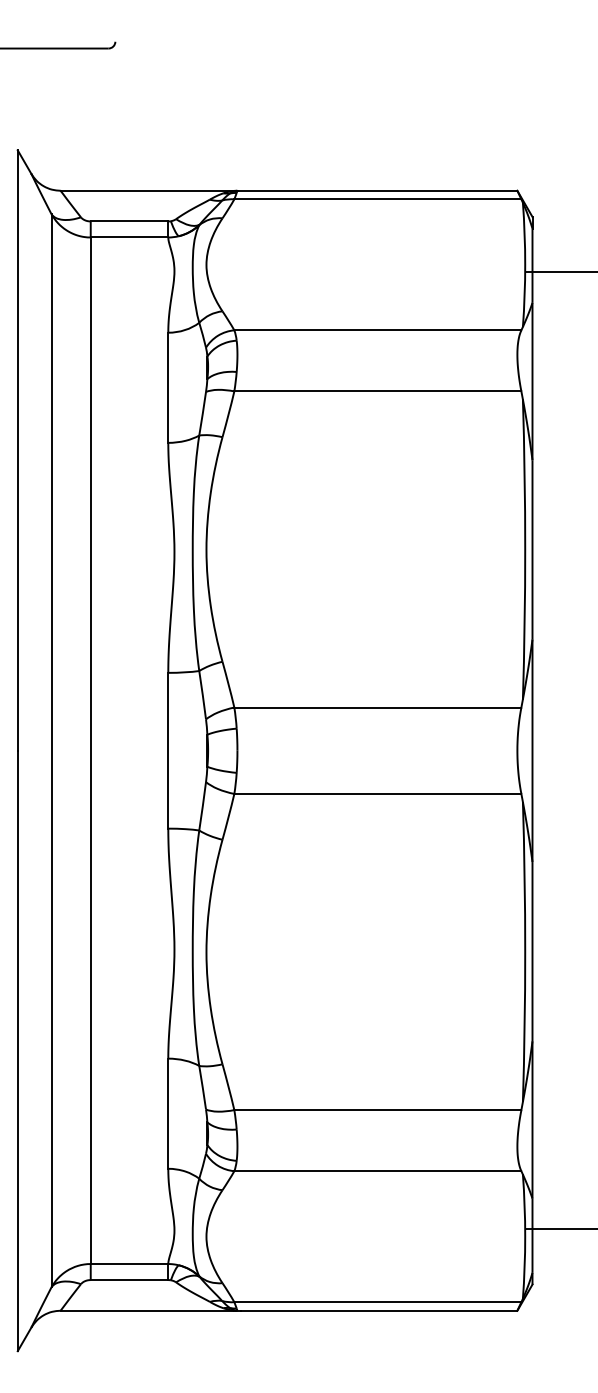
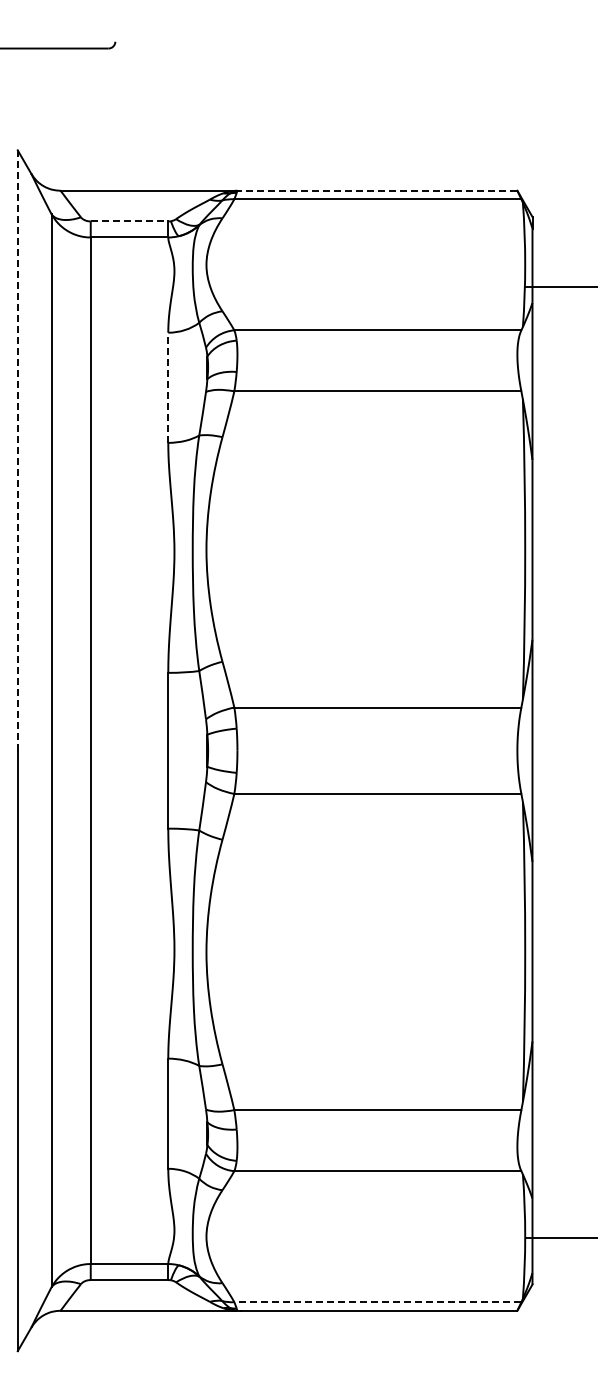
line: solid -> dashed (375, 190)
line: solid -> dashed (129, 221)
line position: (559, 272) -> (559, 287) (559, 287)
line: solid -> dashed (168, 387)
line: solid -> dashed (17, 450)
line position: (559, 1229) -> (559, 1238) (559, 1238)
line: solid -> dashed (377, 1302)
